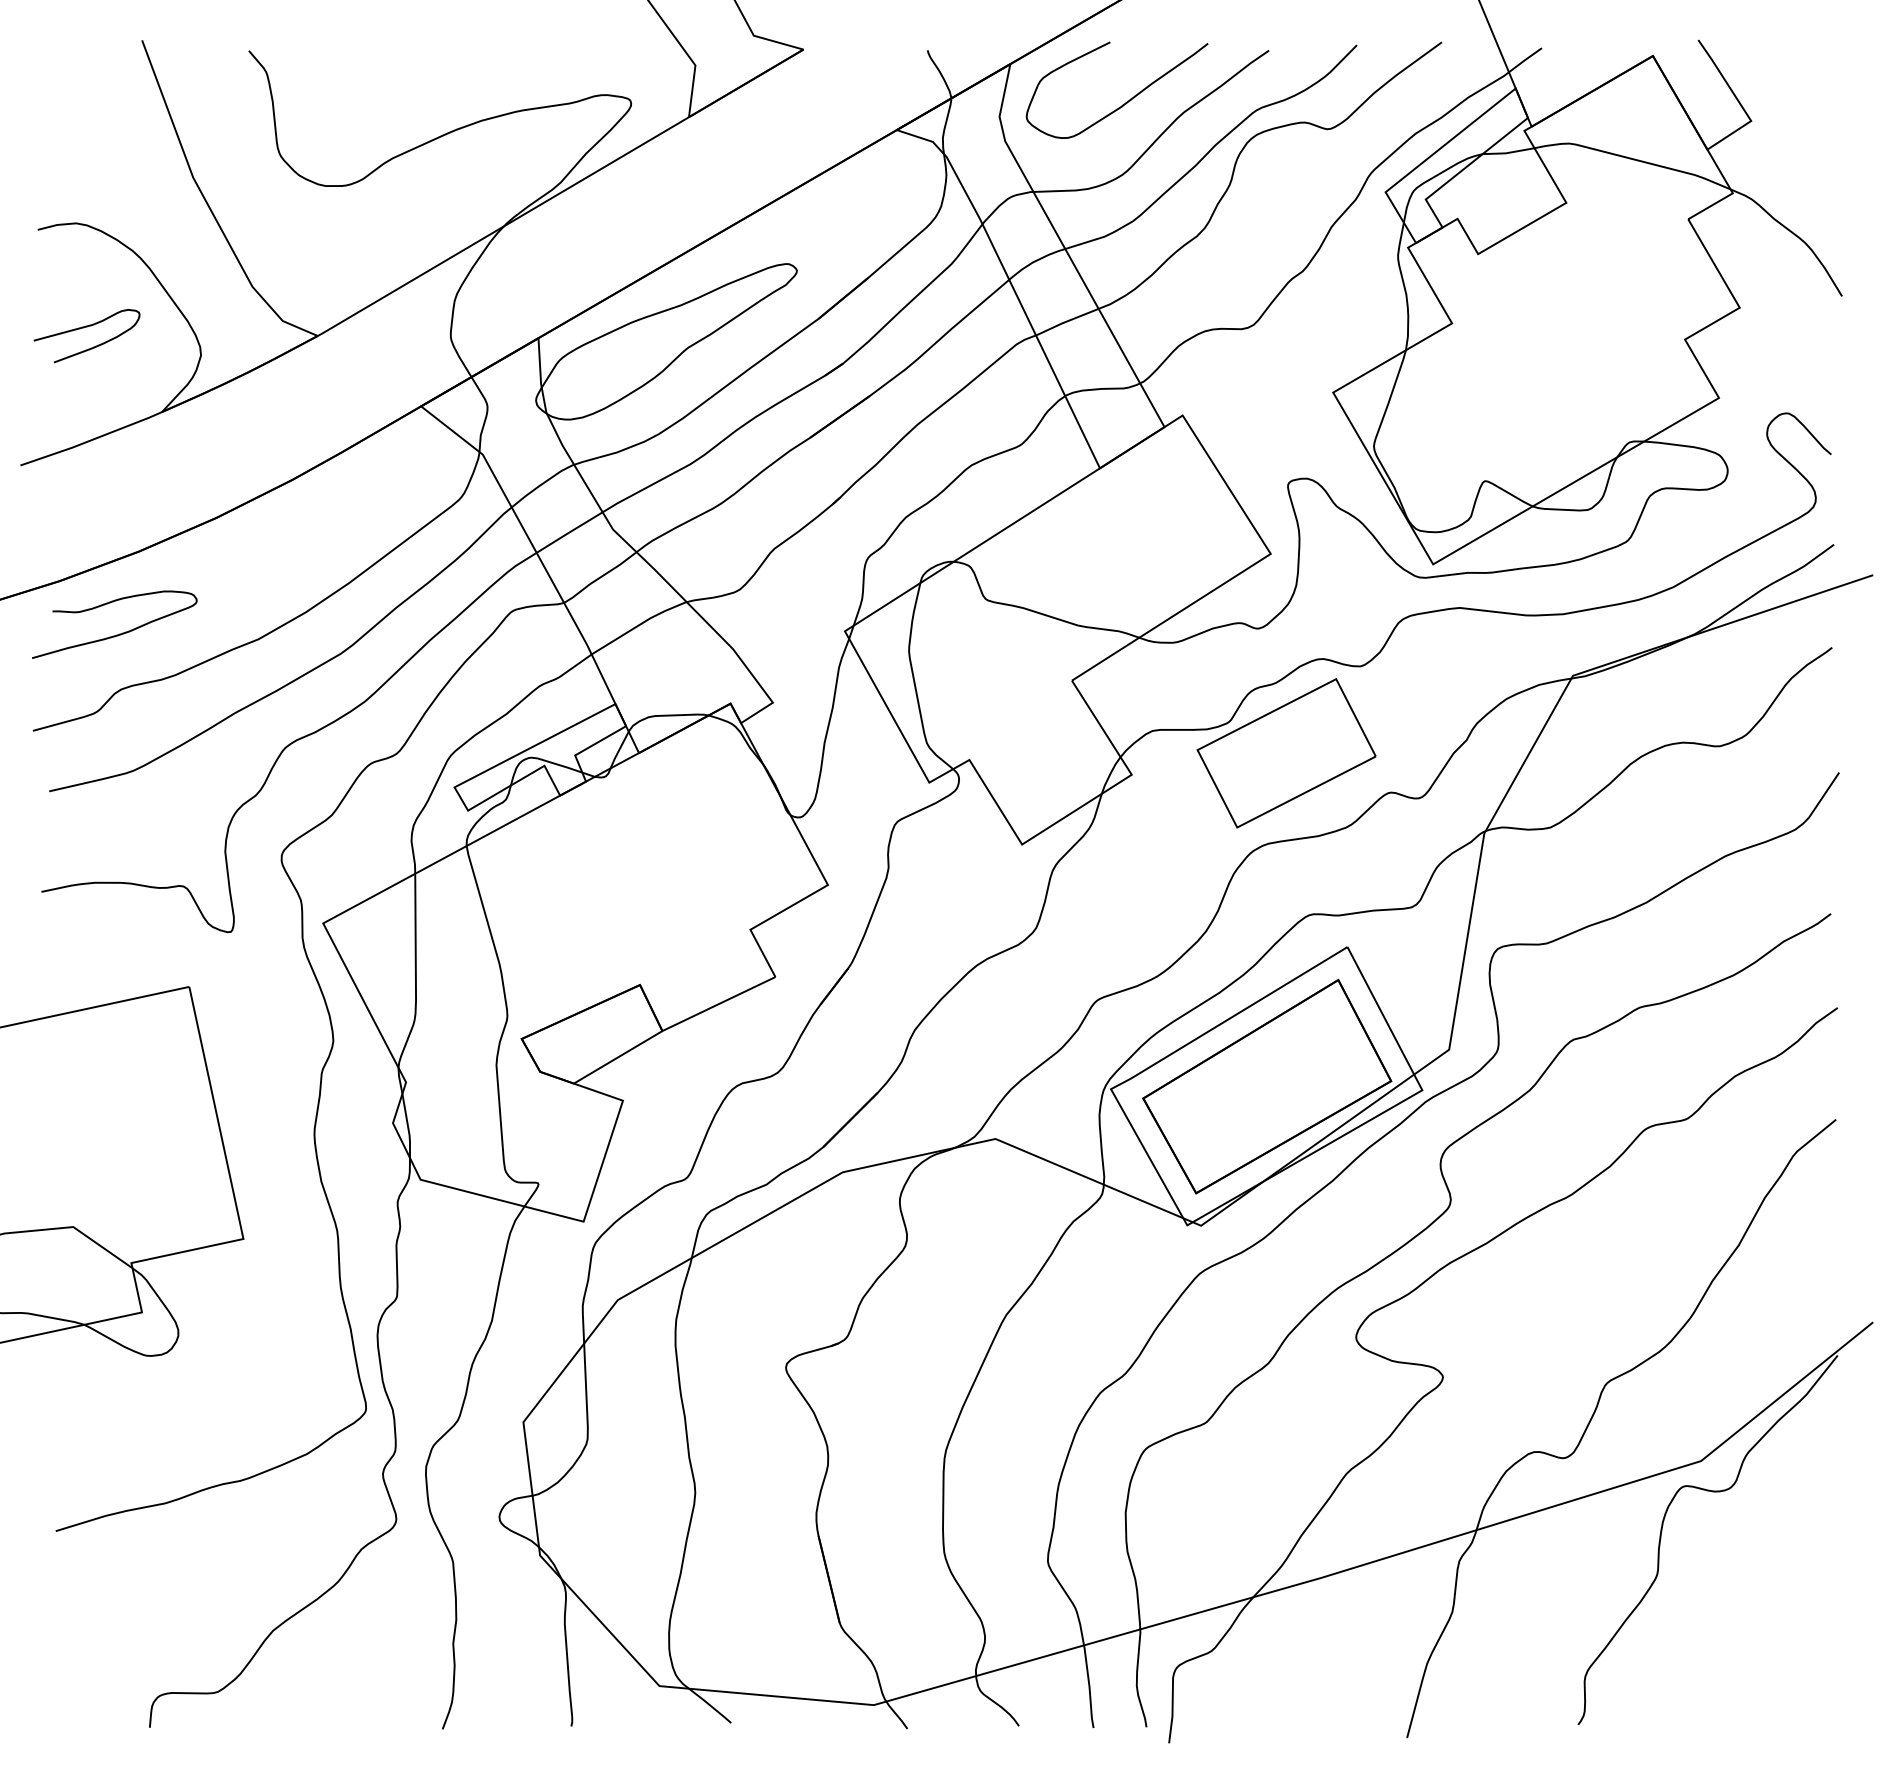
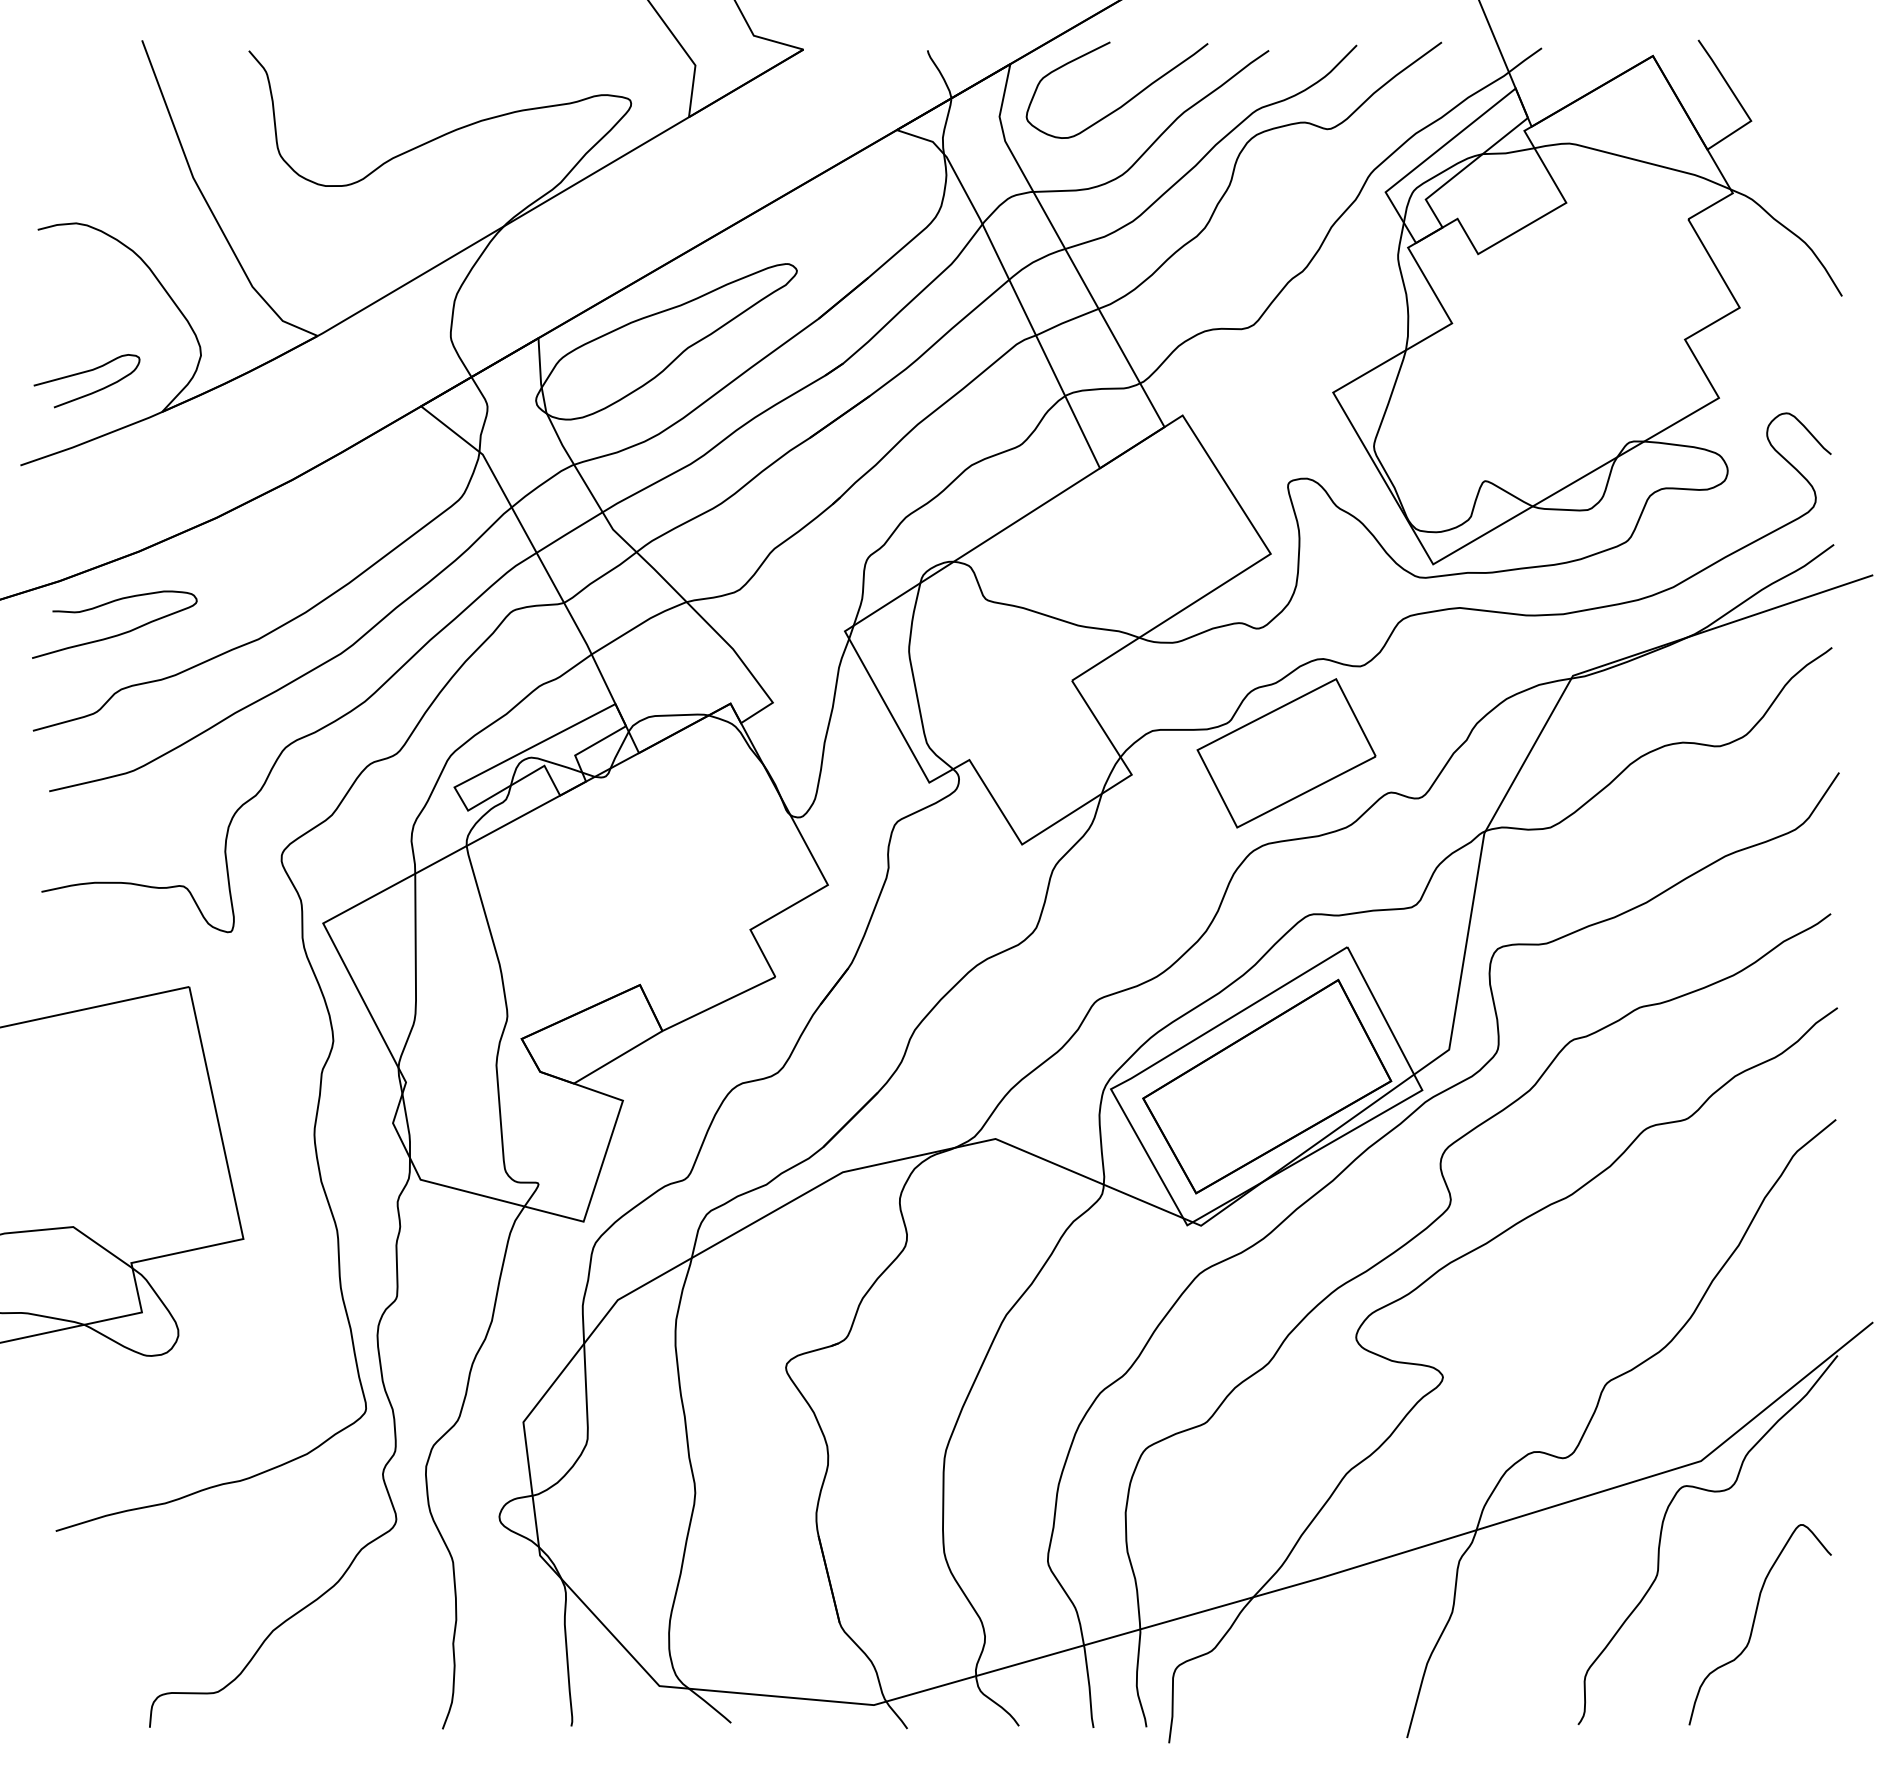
curve position: (83, 328) -> (83, 373) (83, 373)
curve: none -> present (1754, 1624)
